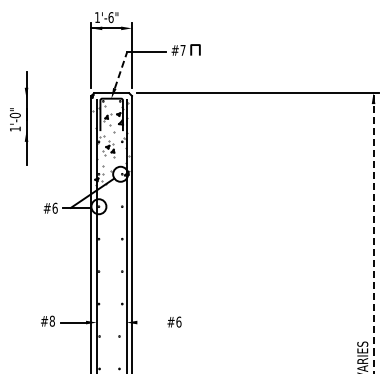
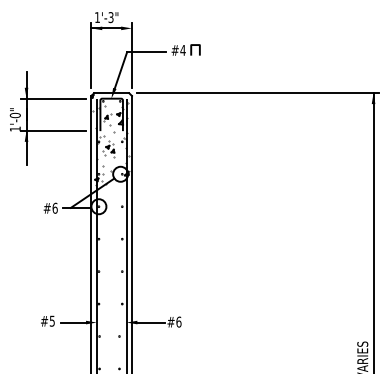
text: 1'-6" -> 1'-3" (110, 17)
text: #7 -> #4 (182, 50)
line: dashed -> solid (121, 69)
line: none -> present (53, 98)
line: none -> present (53, 131)
line: dashed -> solid (373, 233)
text: #8 -> #5 (51, 320)
line: none -> present (151, 322)
